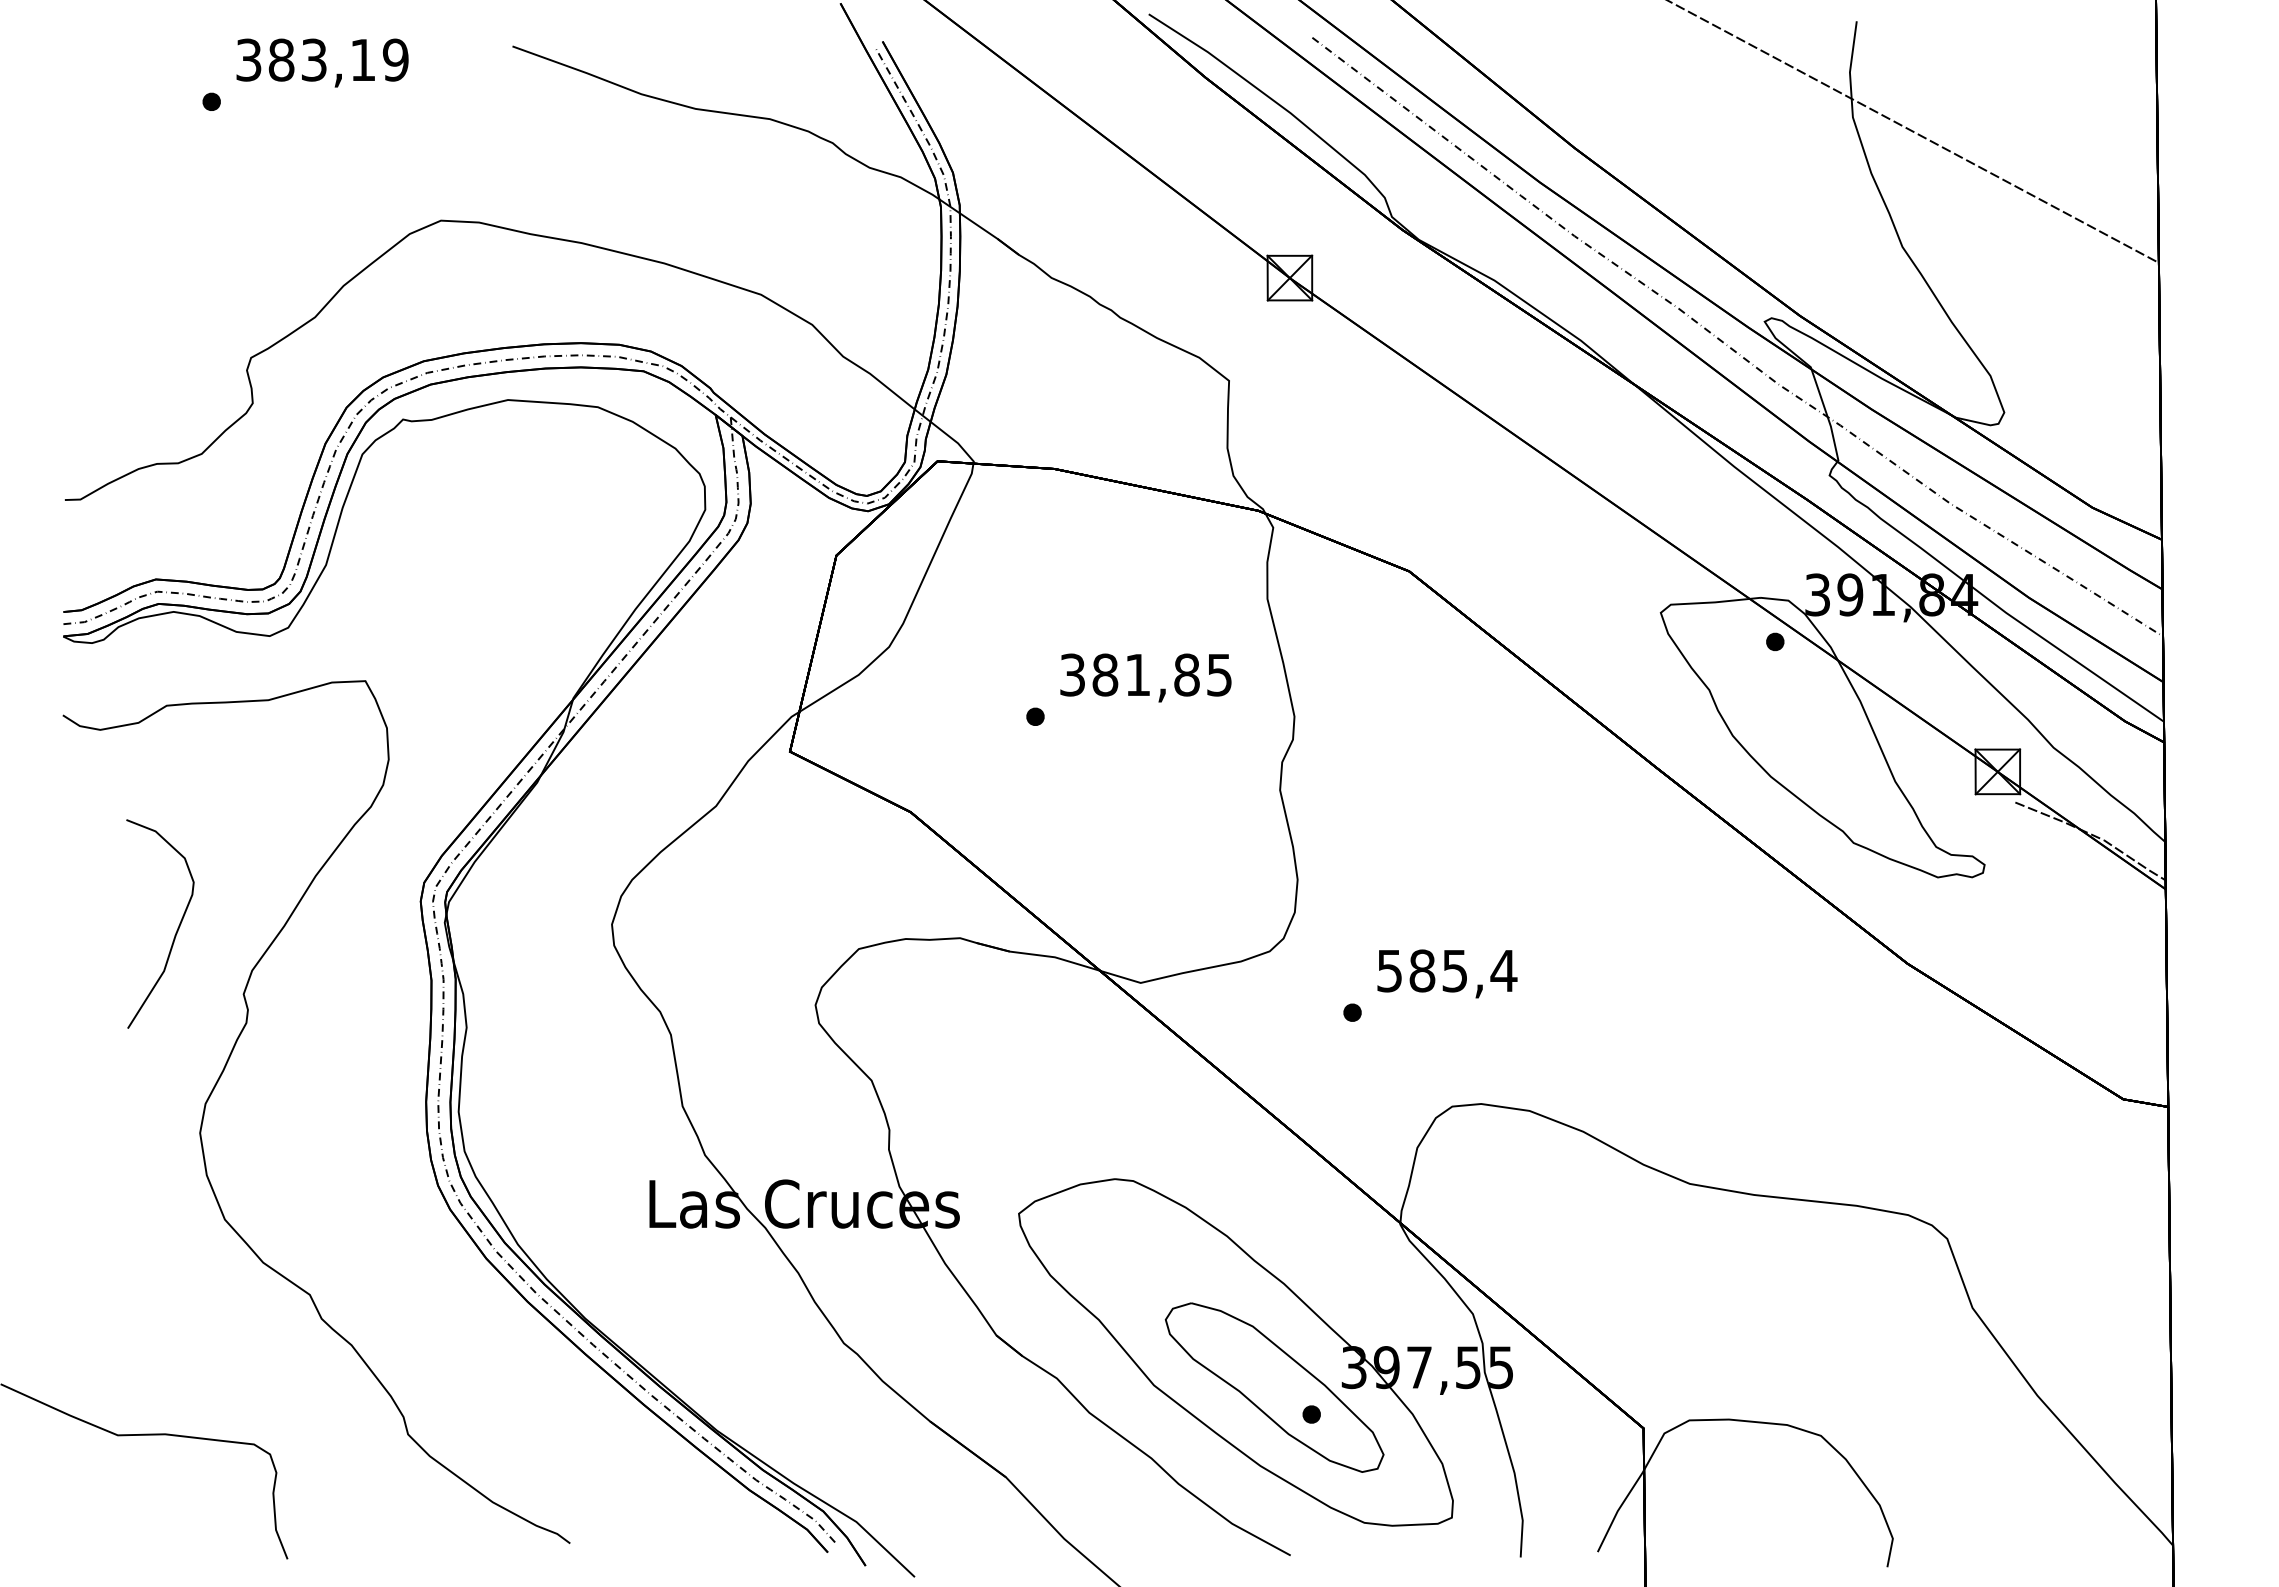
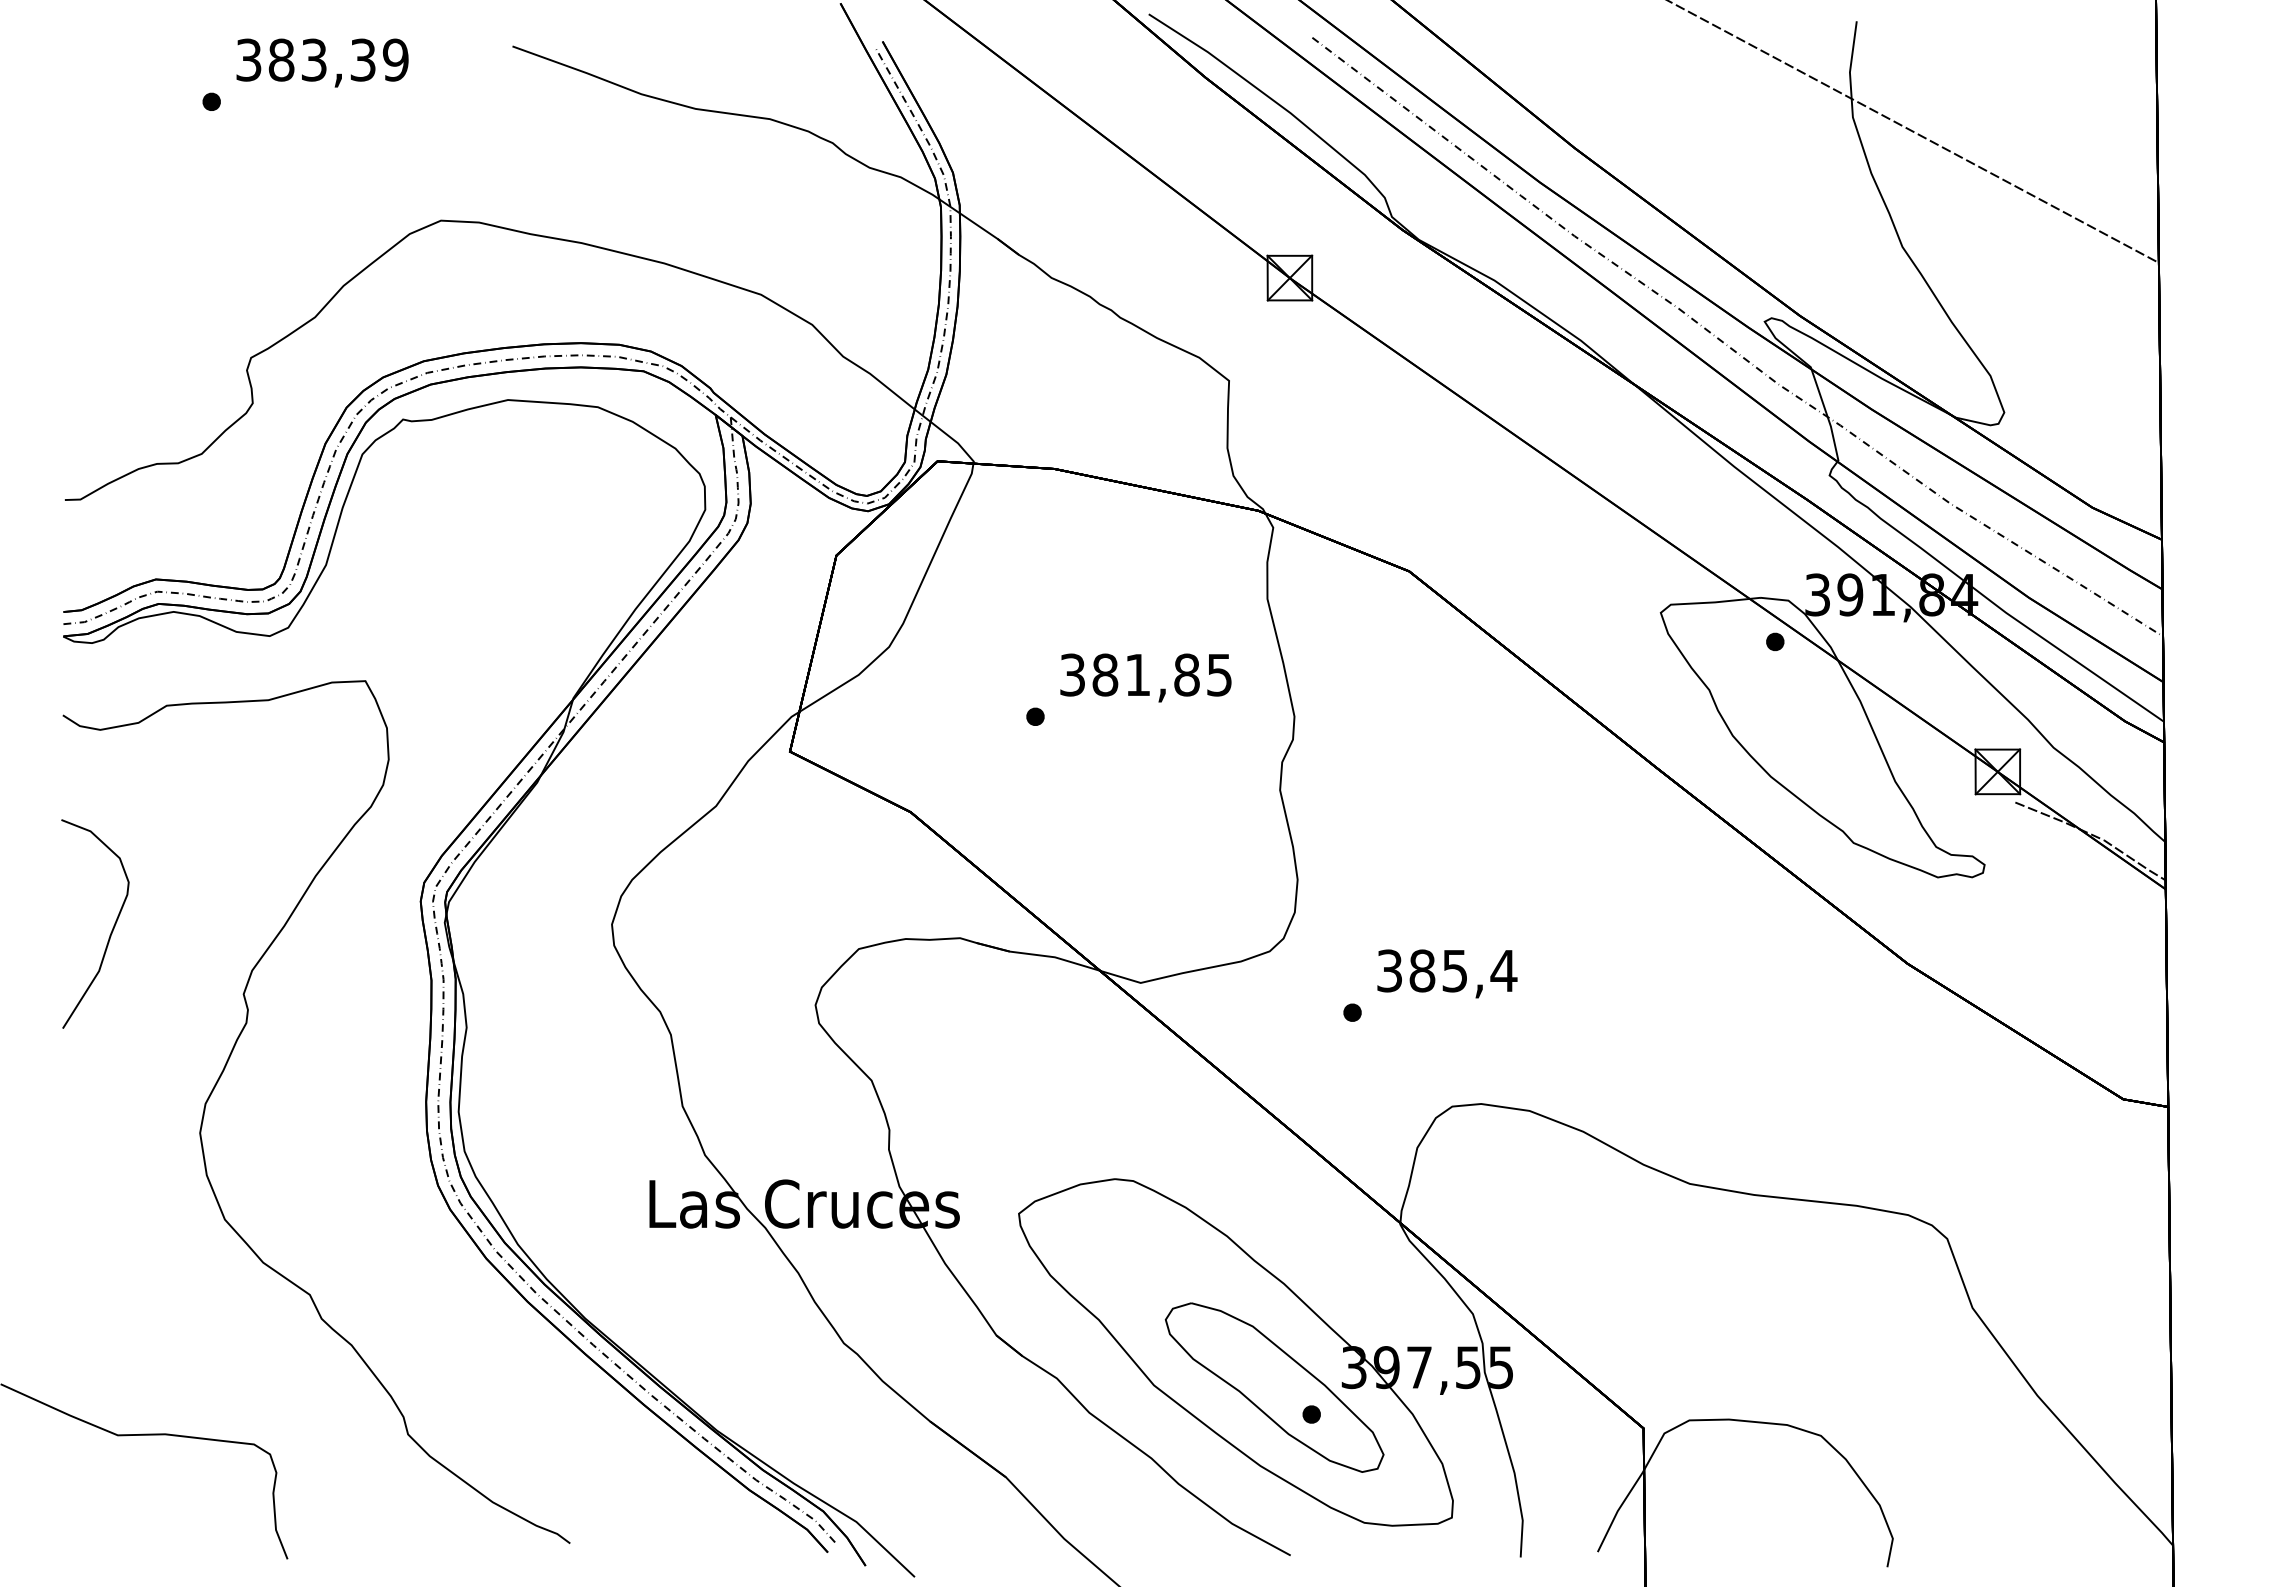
text: 383,19 -> 383,39 (362, 59)
curve position: (177, 927) -> (112, 927) (112, 927)
text: 585,4 -> 385,4 (1389, 970)
